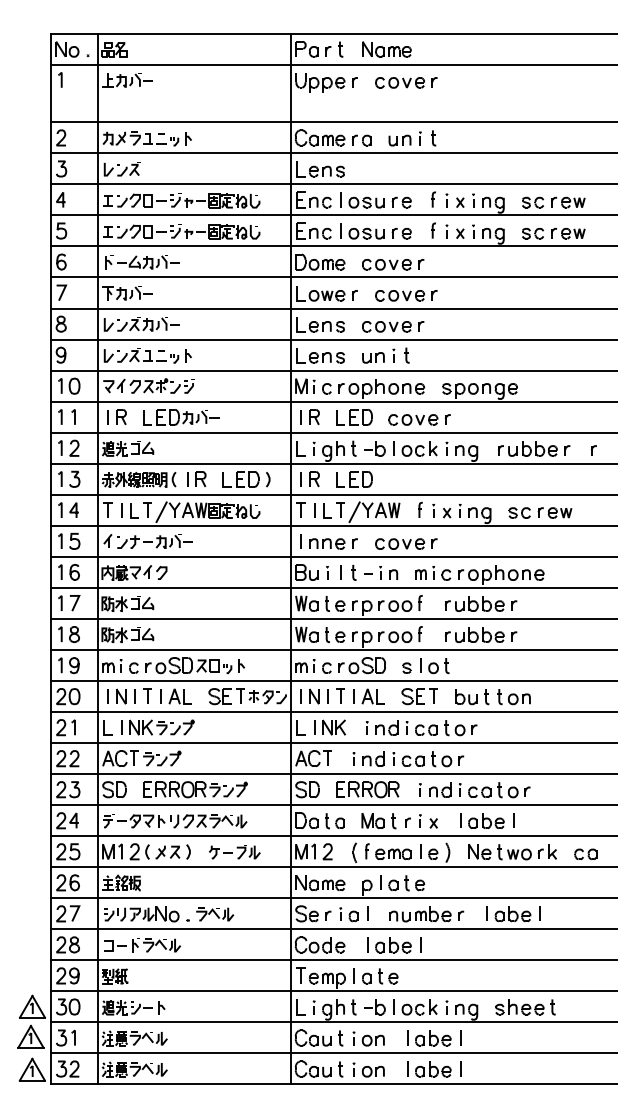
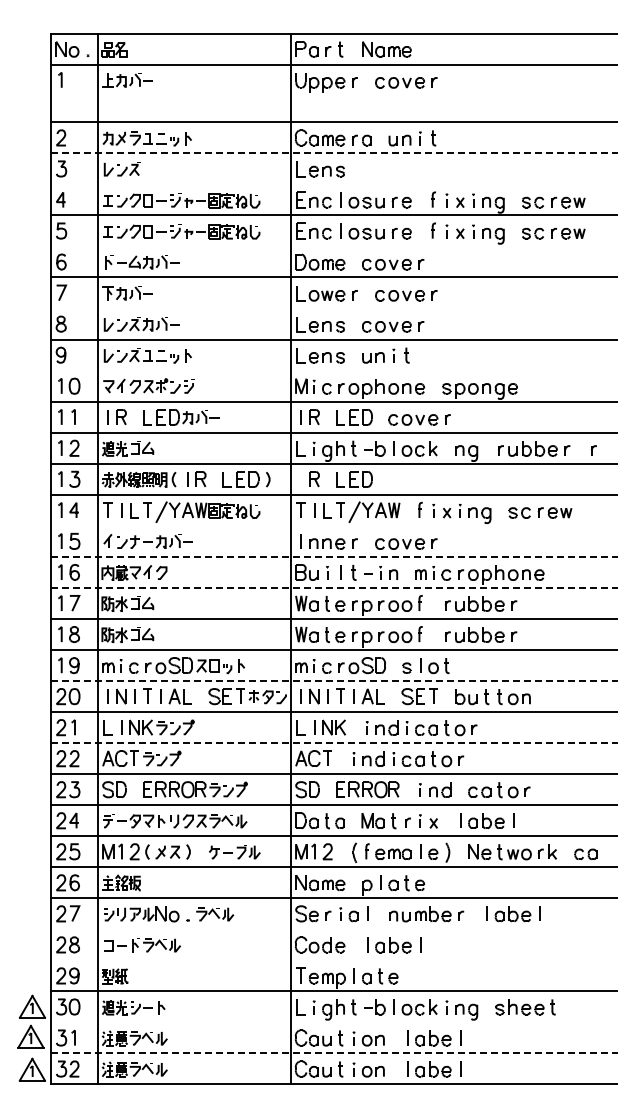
line: solid -> dashed (334, 153)
line: present -> none (332, 184)
line: present -> none (332, 246)
line: present -> none (332, 308)
line: present -> none (332, 370)
part: present -> none (446, 448)
line: present -> none (300, 479)
line: present -> none (332, 525)
line: solid -> dashed (334, 556)
line: solid -> dashed (334, 587)
line: solid -> dashed (334, 680)
line: solid -> dashed (334, 743)
line: present -> none (460, 789)
line: present -> none (332, 929)
line: present -> none (332, 960)
line: present -> none (332, 1022)
line: solid -> dashed (334, 1053)
